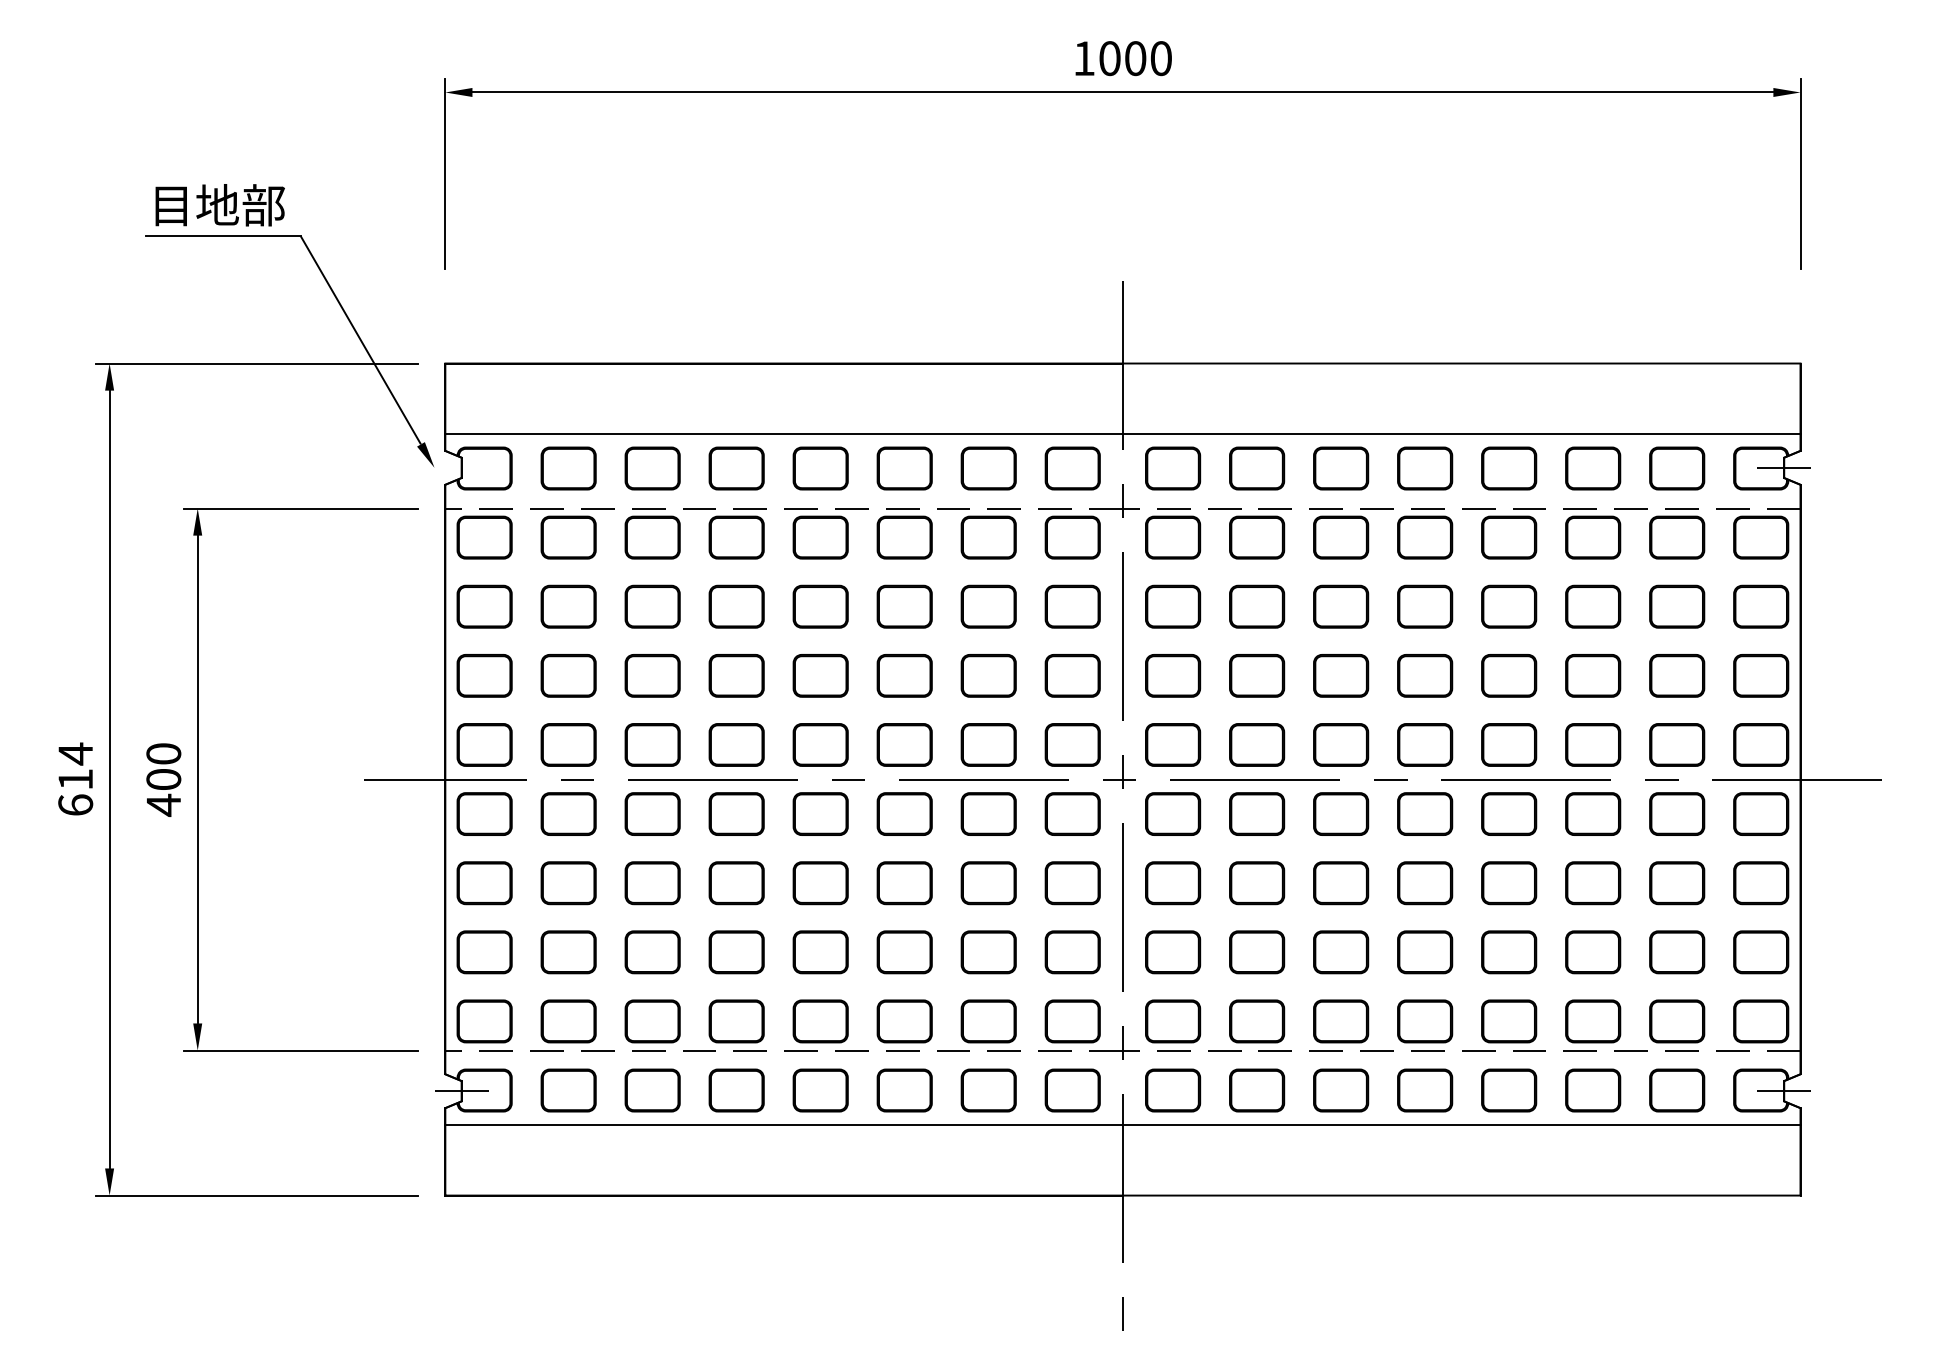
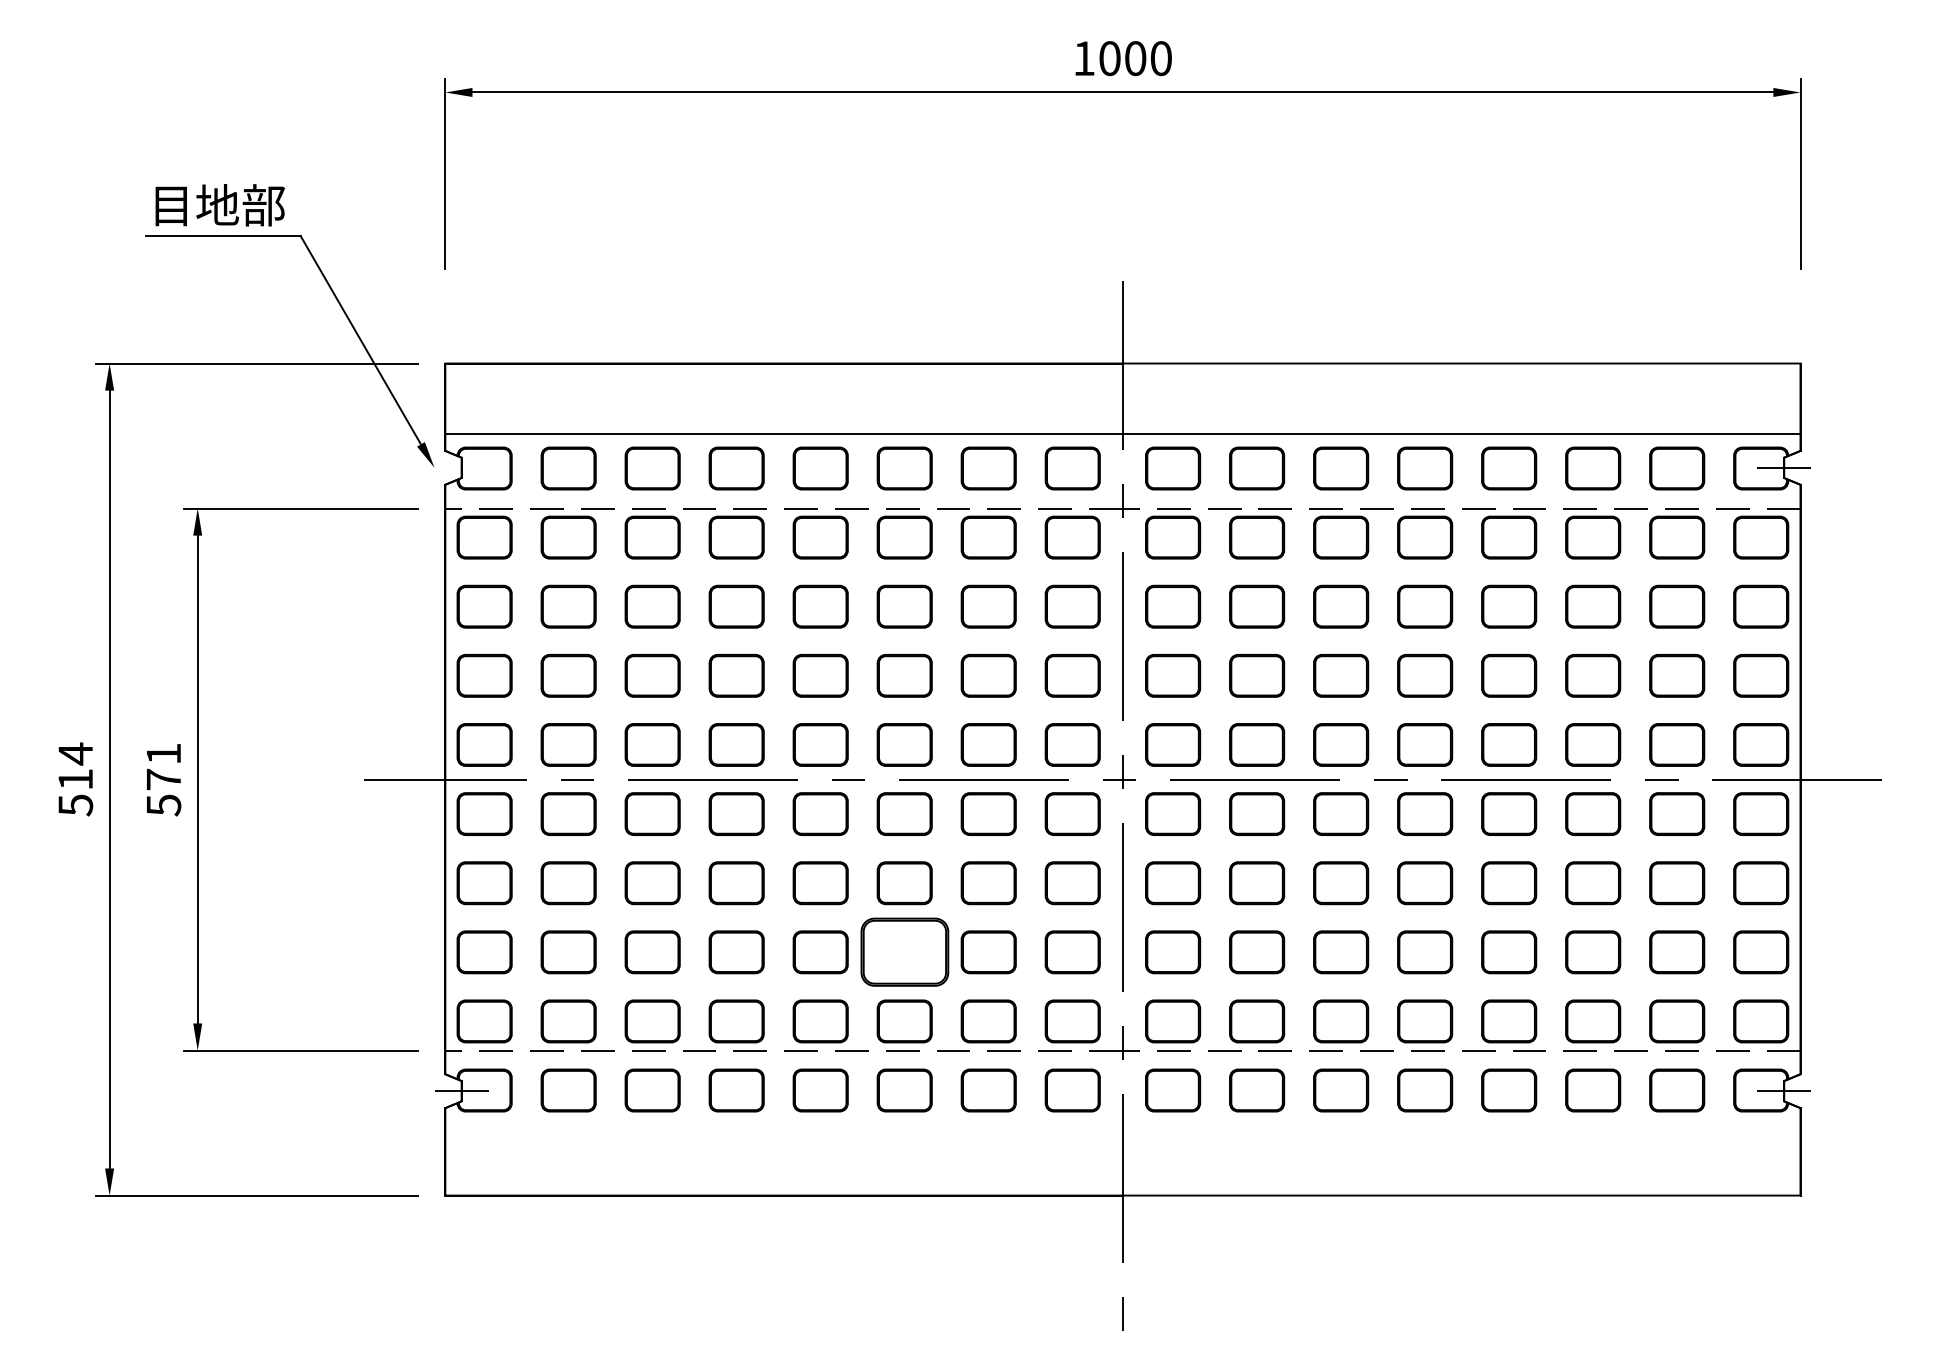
text: 400 -> 571 (163, 779)
text: 614 -> 514 (75, 805)
part size: 57x45 px -> 90x70 px (904, 951)
line: present -> none (1122, 1125)
